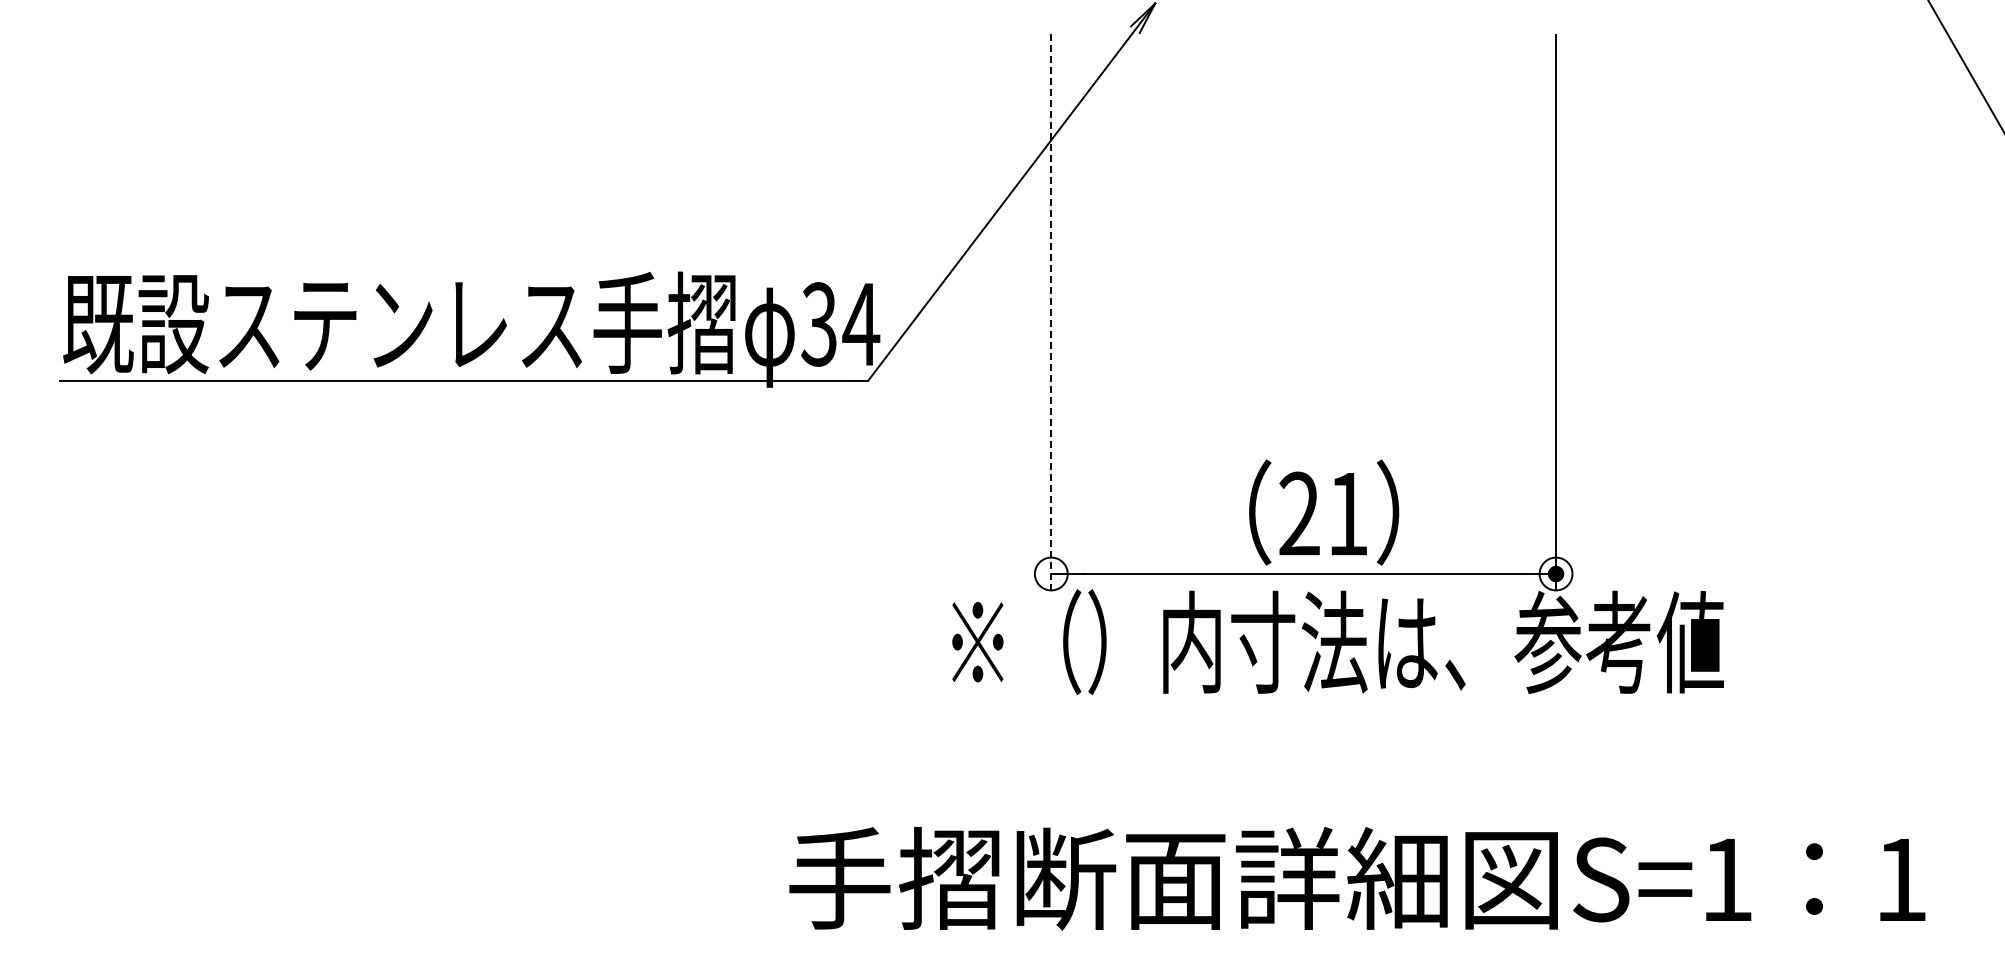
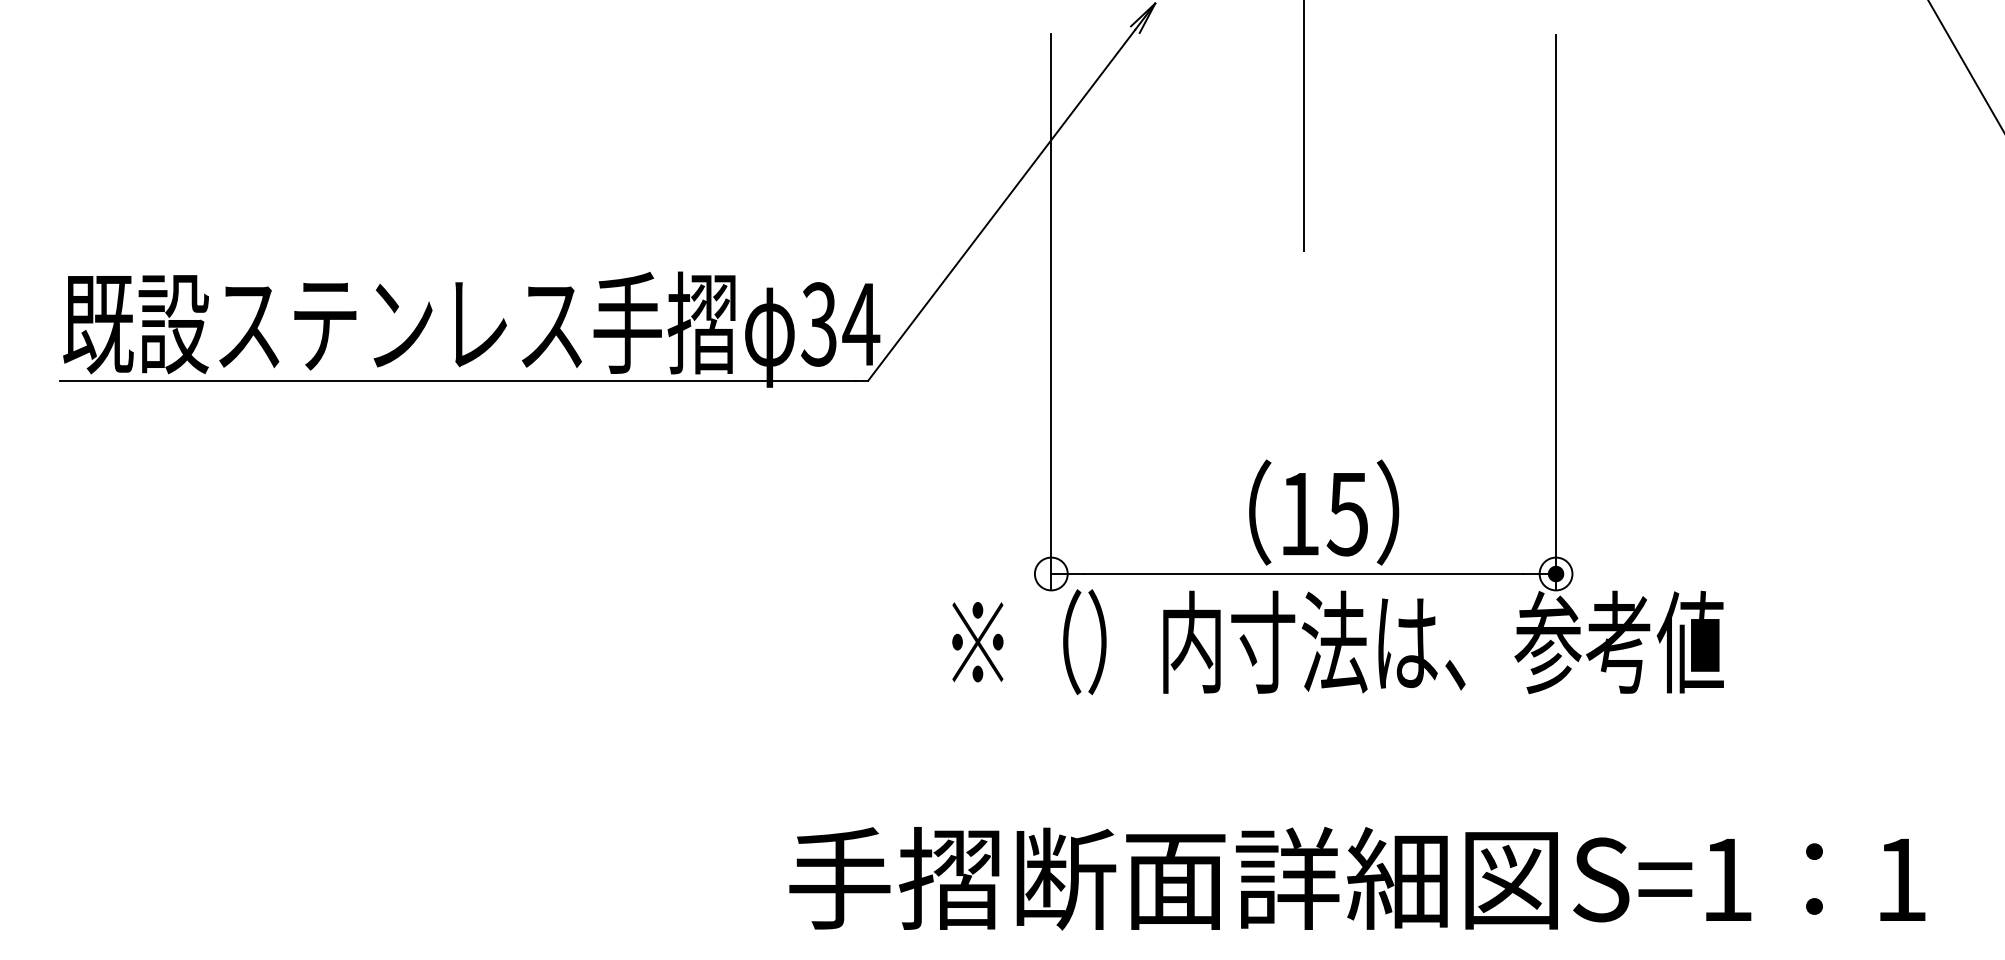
line: none -> present (1303, 126)
line: dashed -> solid (1051, 312)
text: 21 -> 15 (1323, 513)
